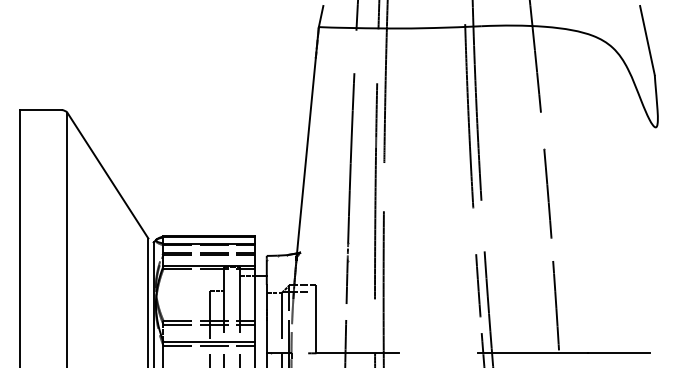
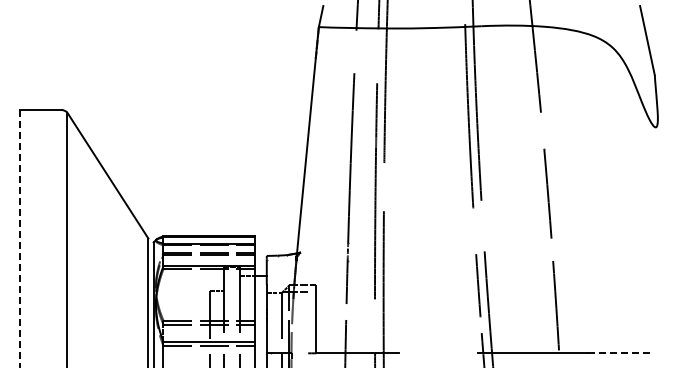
line: solid -> dashed (20, 238)
line: solid -> dashed (618, 353)
